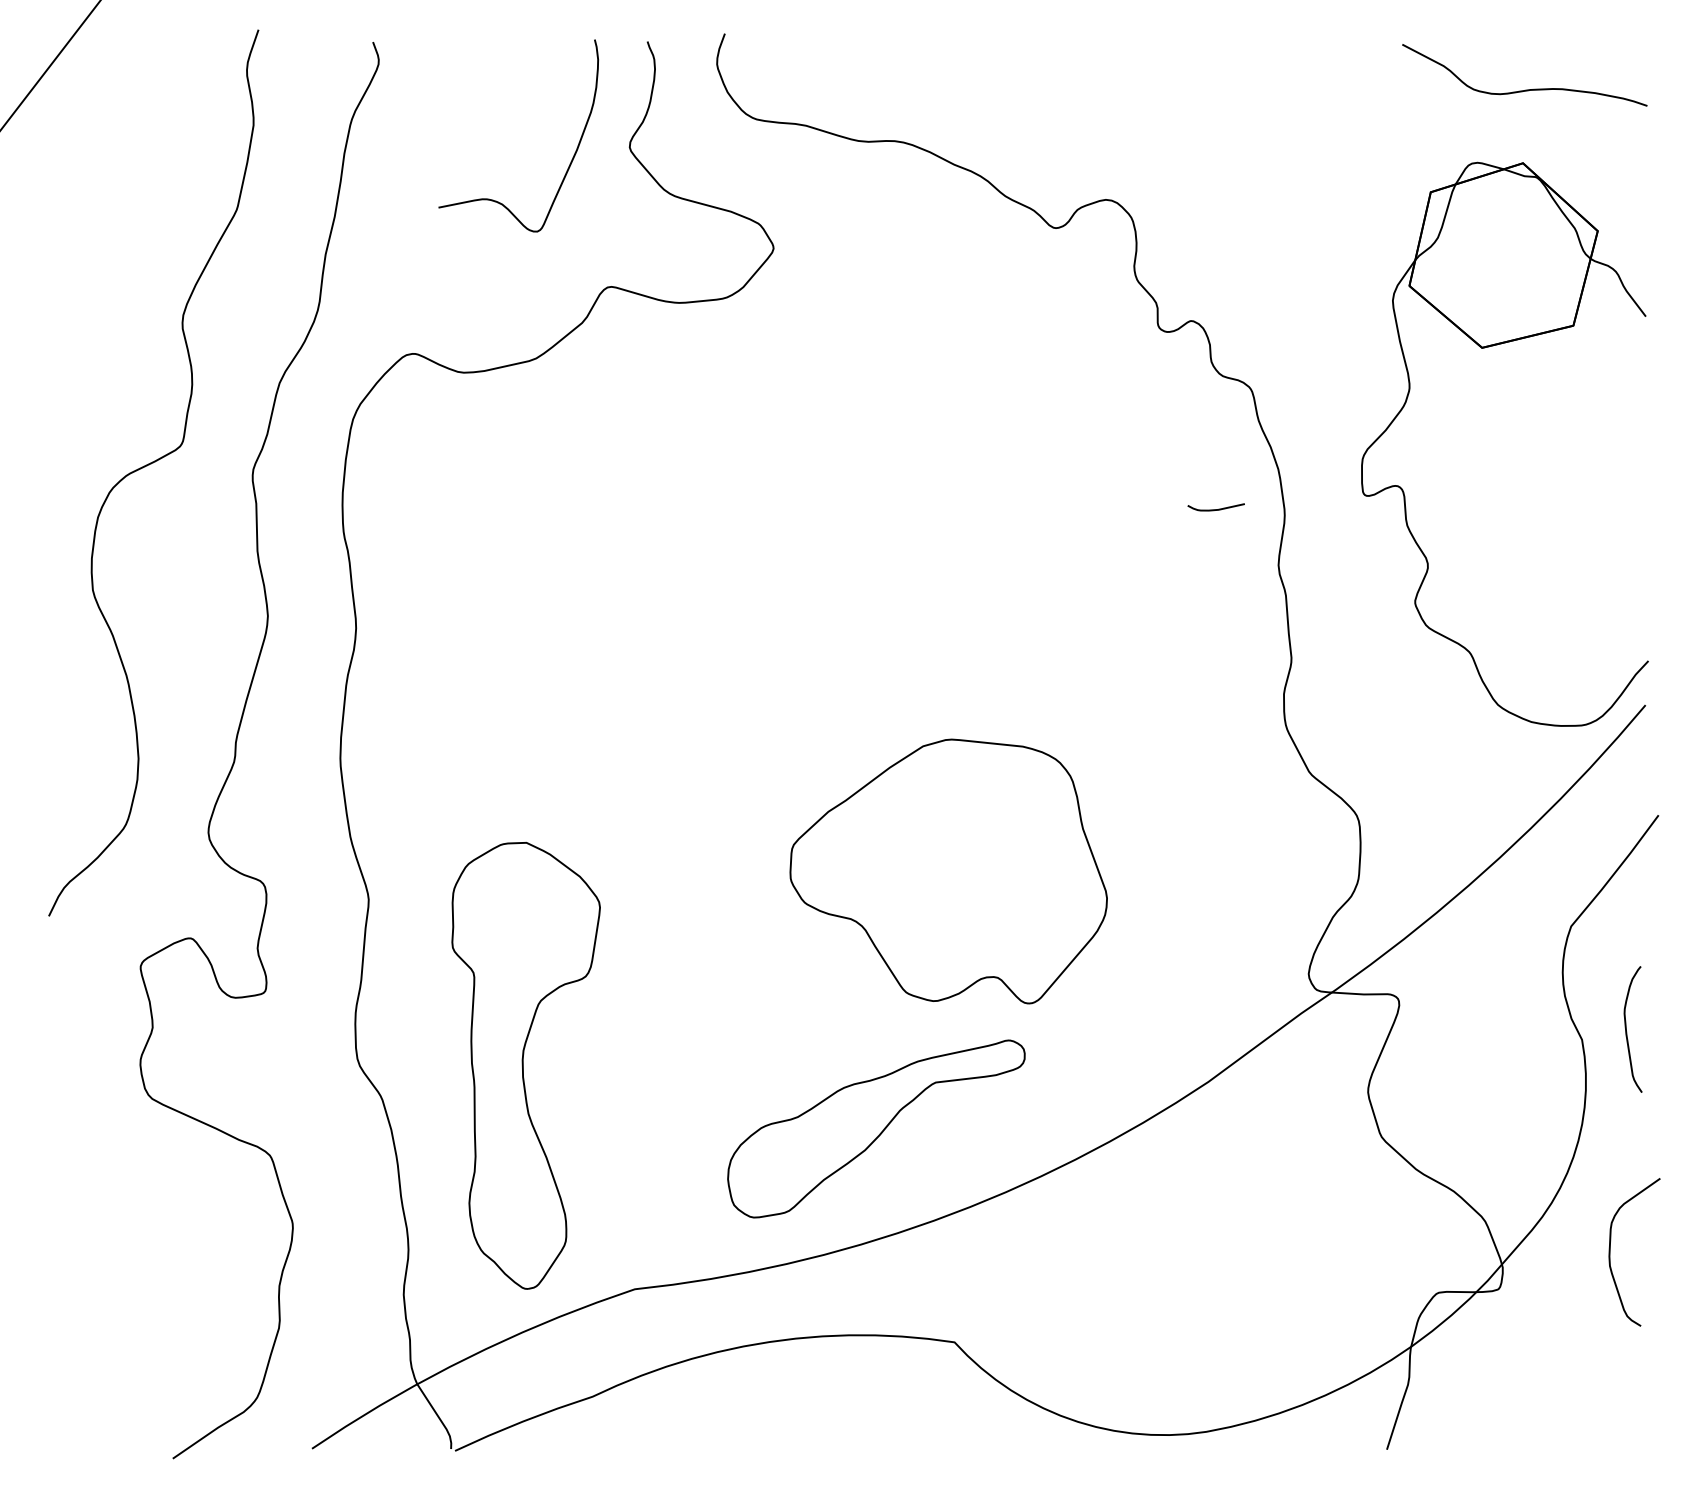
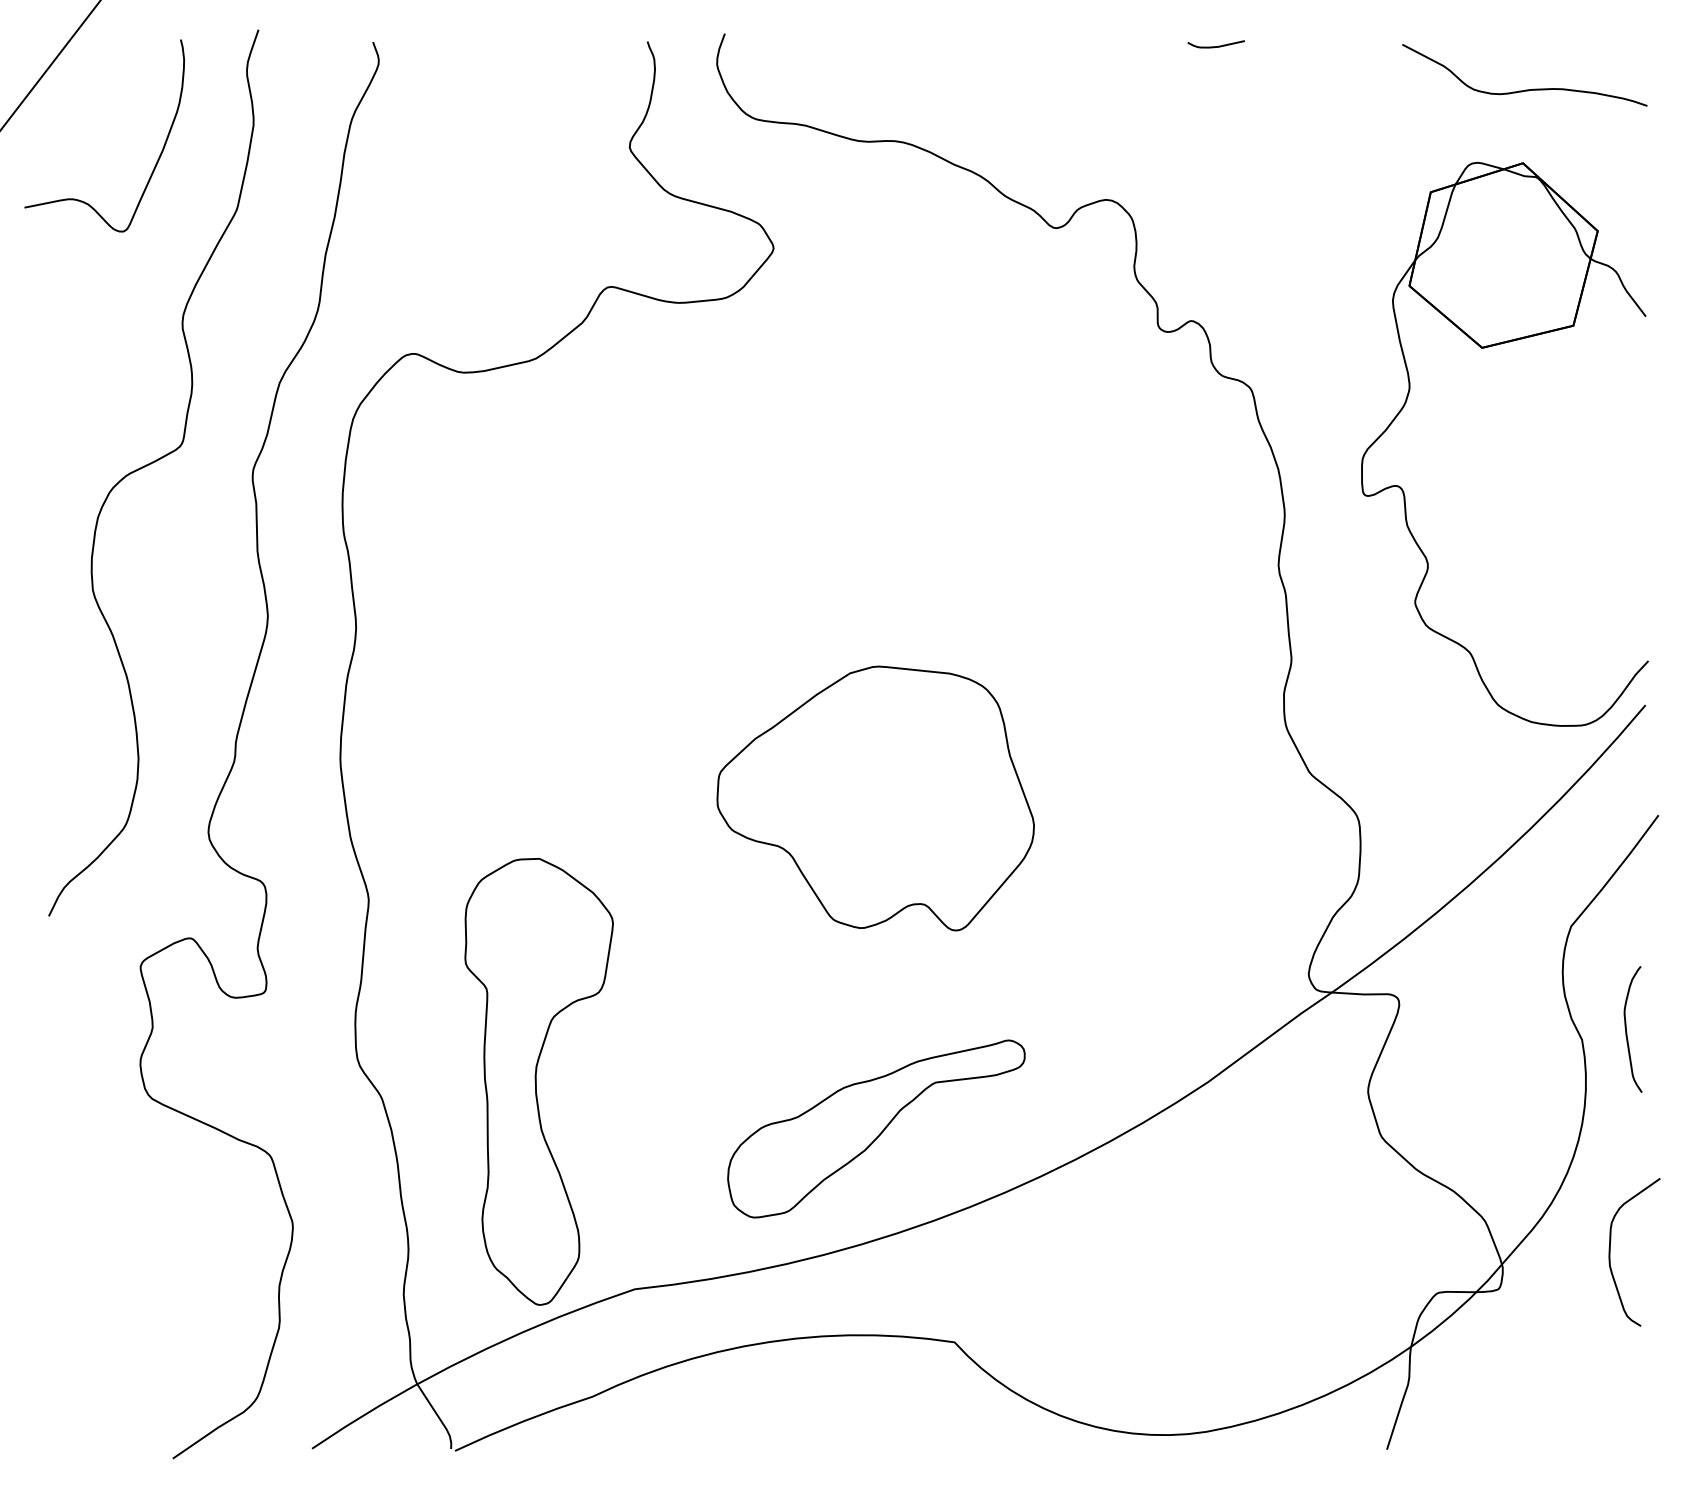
curve position: (570, 161) -> (156, 161) (156, 161)
curve position: (1215, 509) -> (1215, 46) (1215, 46)
part position: (948, 871) -> (875, 798) (875, 798)
part position: (525, 1065) -> (538, 1081) (538, 1081)
